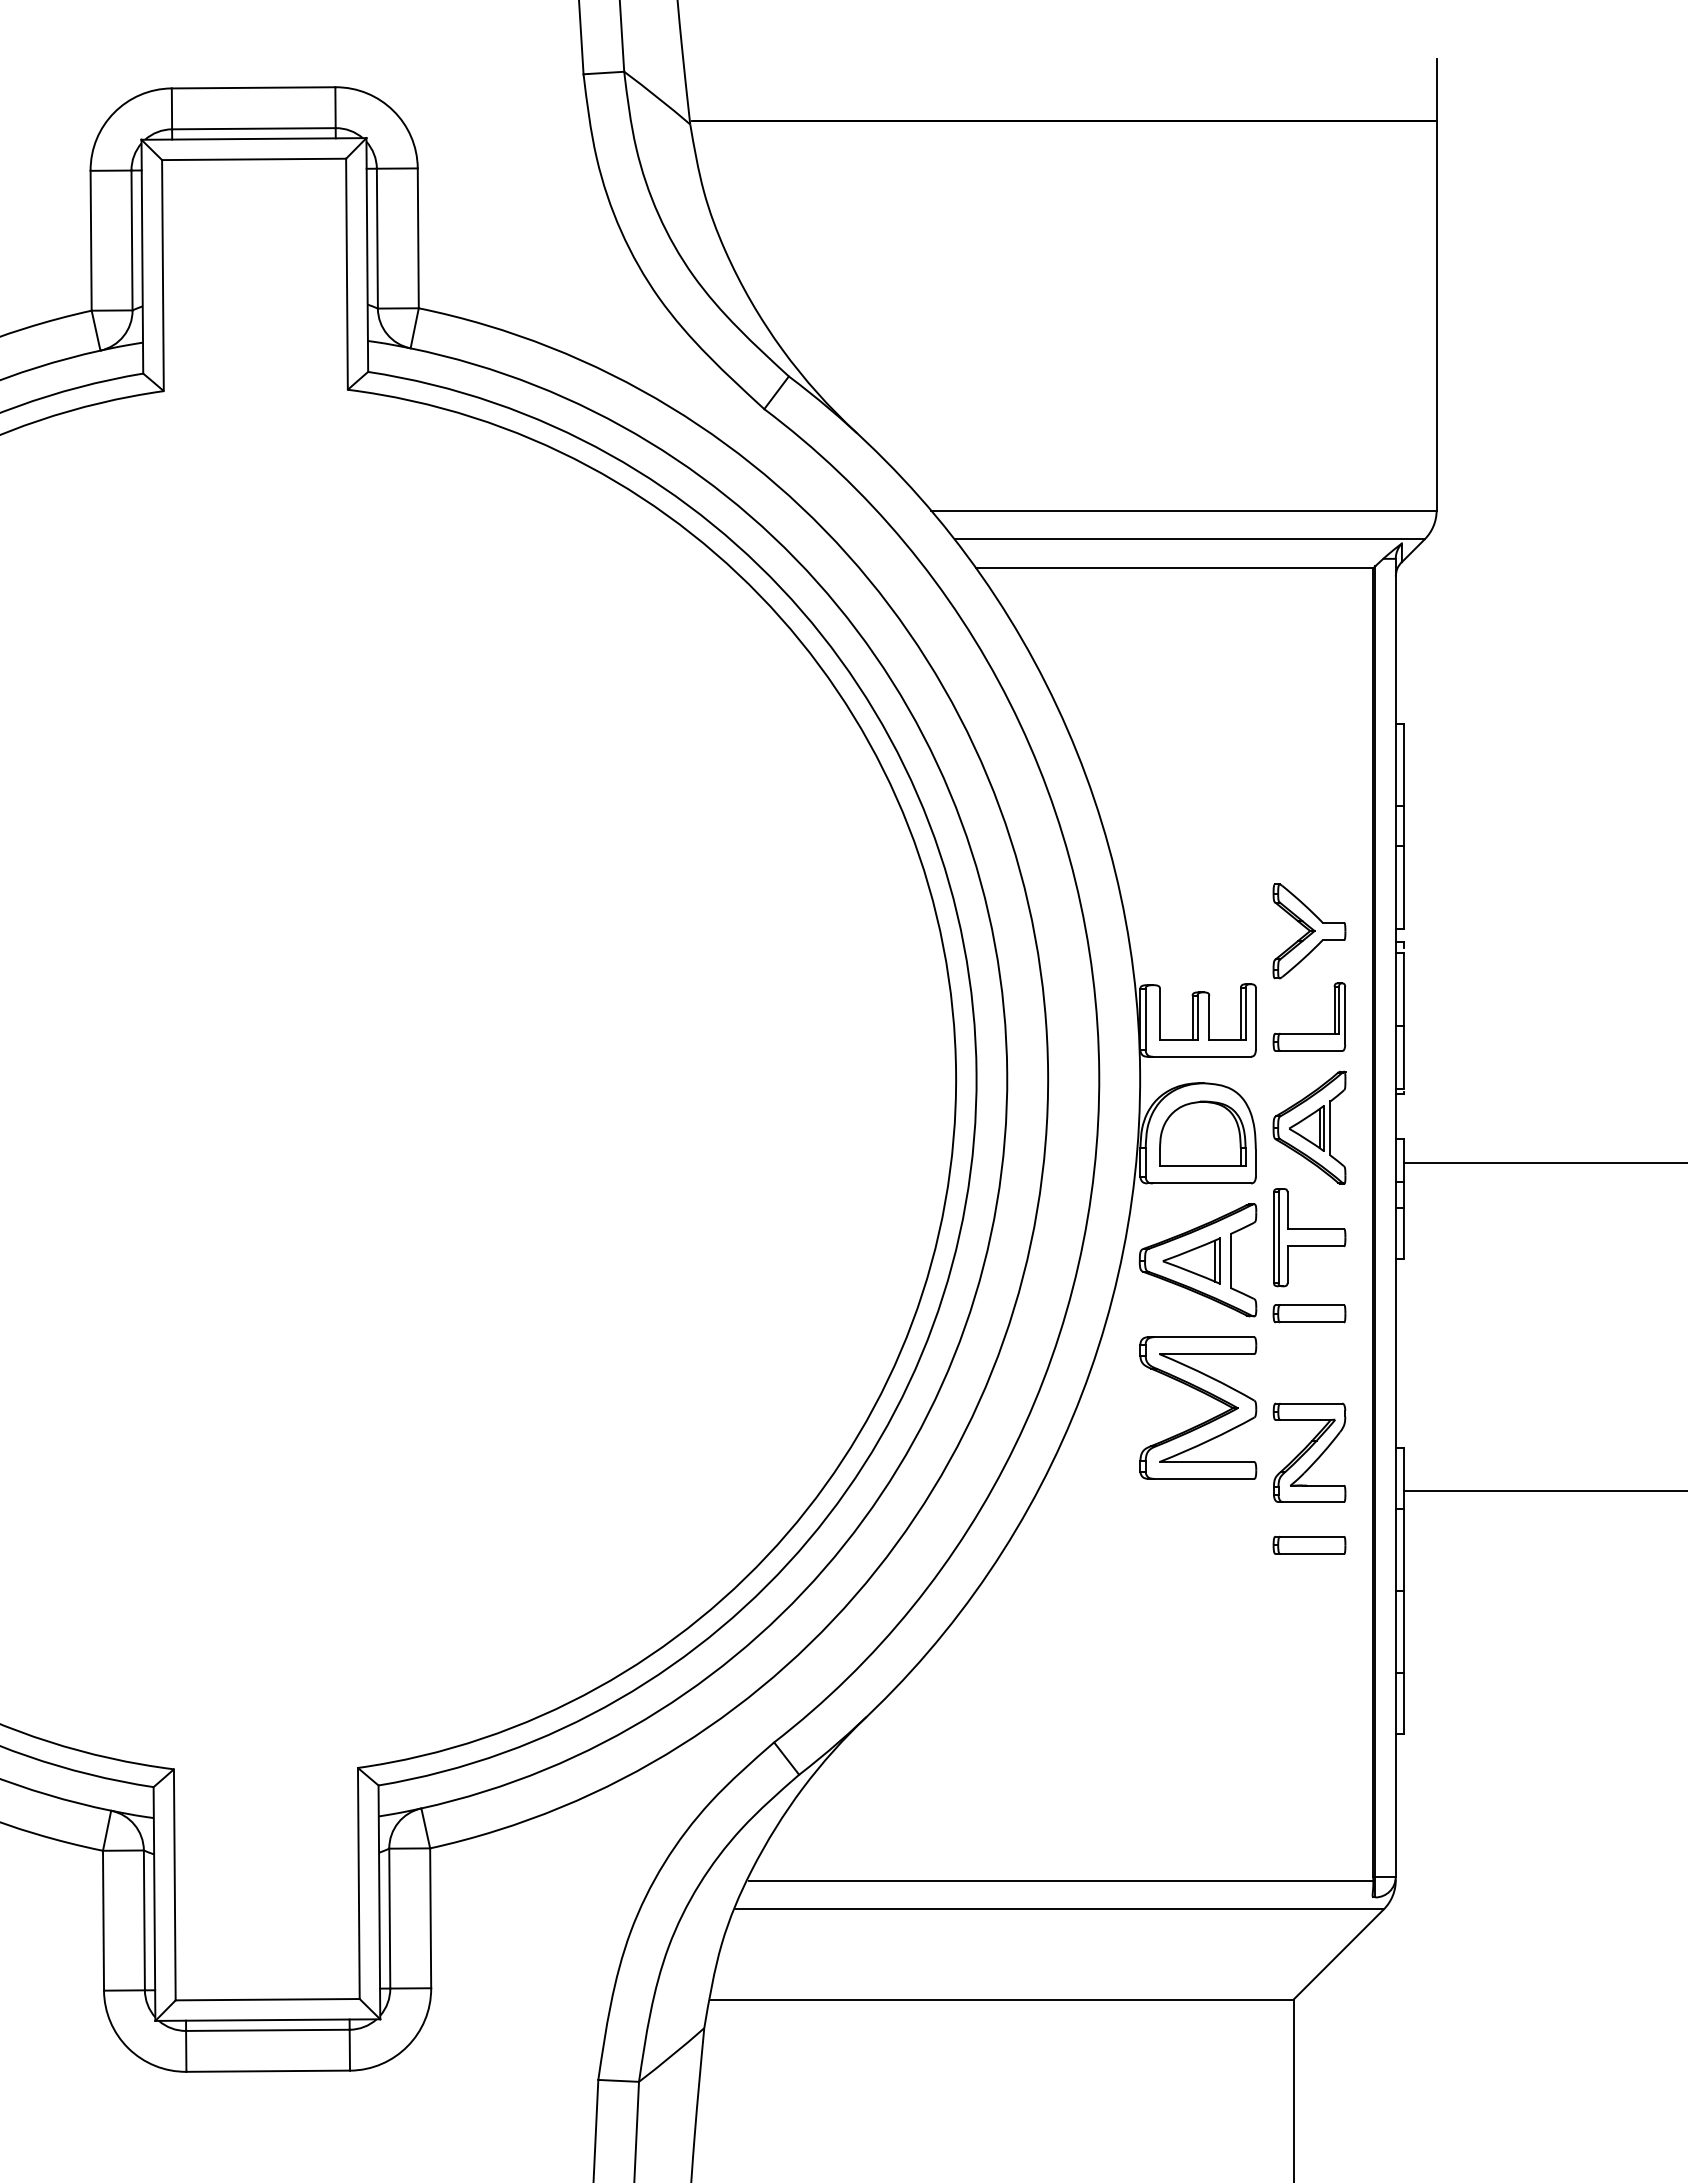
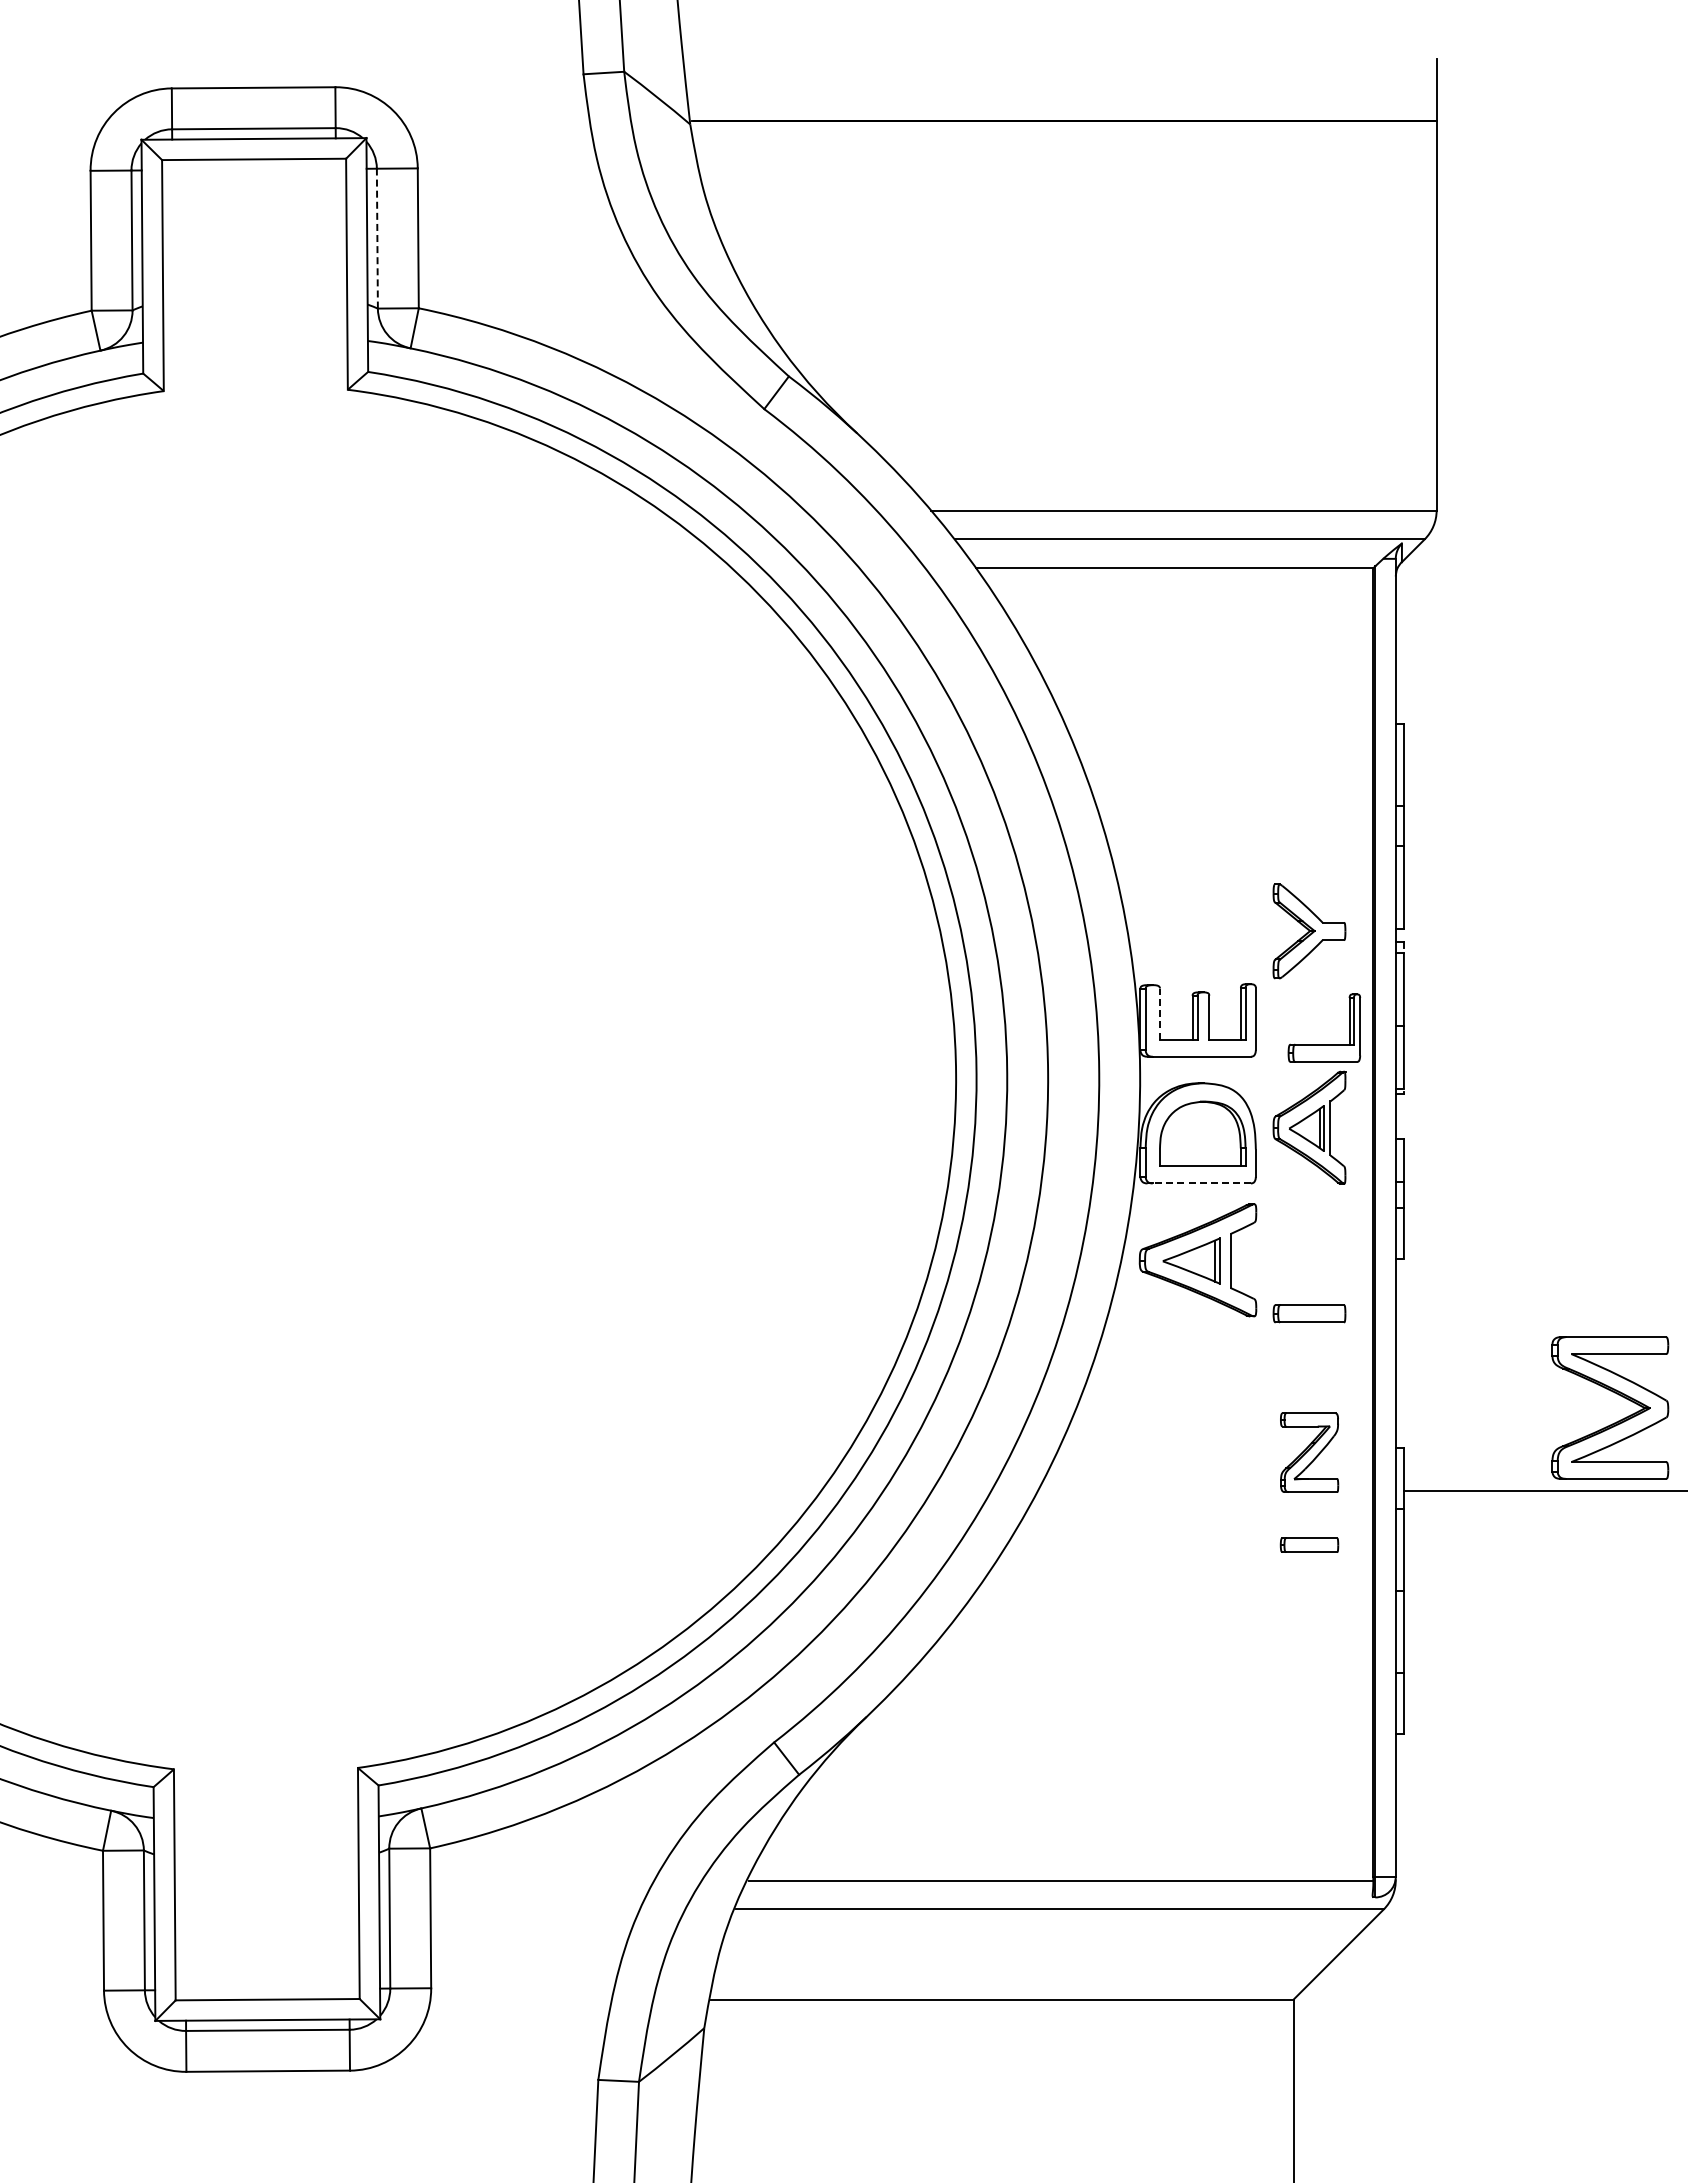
line: solid -> dashed (377, 238)
line: solid -> dashed (1159, 1013)
part position: (1309, 1033) -> (1324, 1044) (1324, 1044)
line: present -> none (1543, 1163)
line: solid -> dashed (1201, 1183)
part: present -> none (1309, 1237)
part position: (1204, 1394) -> (1616, 1394) (1616, 1394)
part size: 75x101 px -> 60x81 px (1309, 1452)
part size: 75x20 px -> 61x16 px (1309, 1544)
